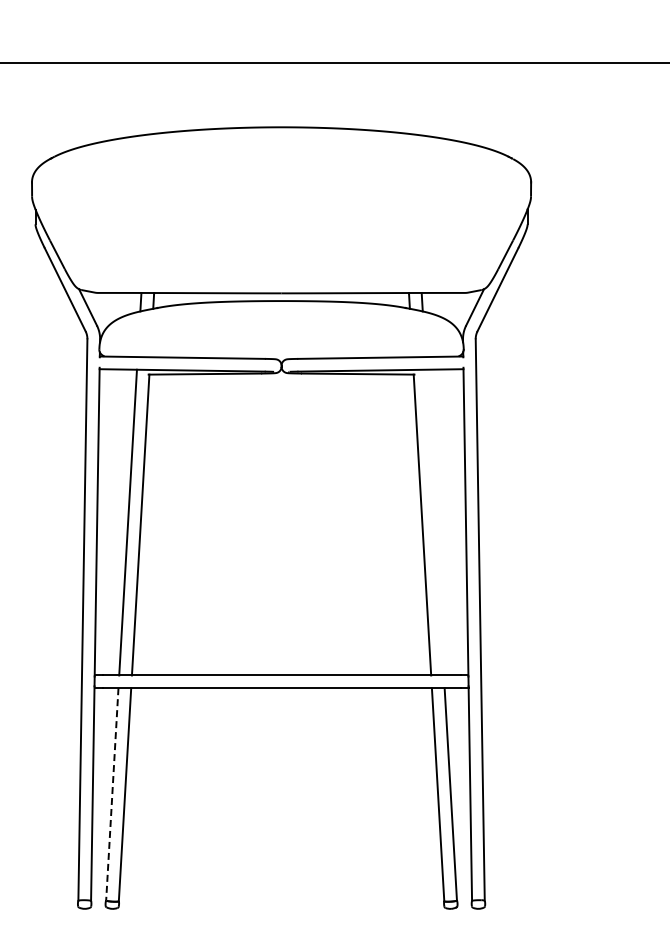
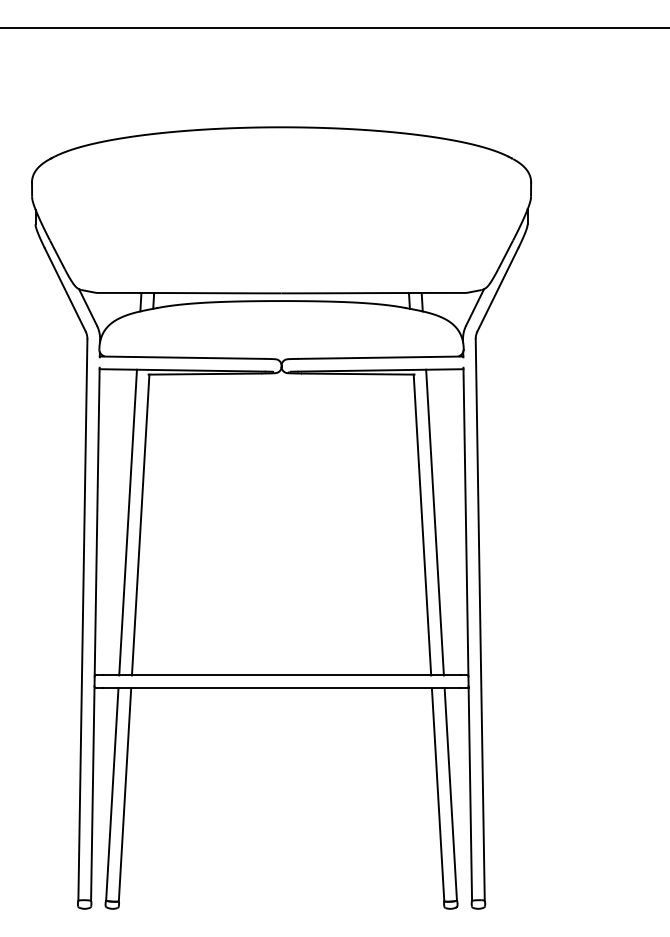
line position: (334, 63) -> (334, 28) (334, 28)
line: none -> present (434, 522)
line: dashed -> solid (112, 794)
